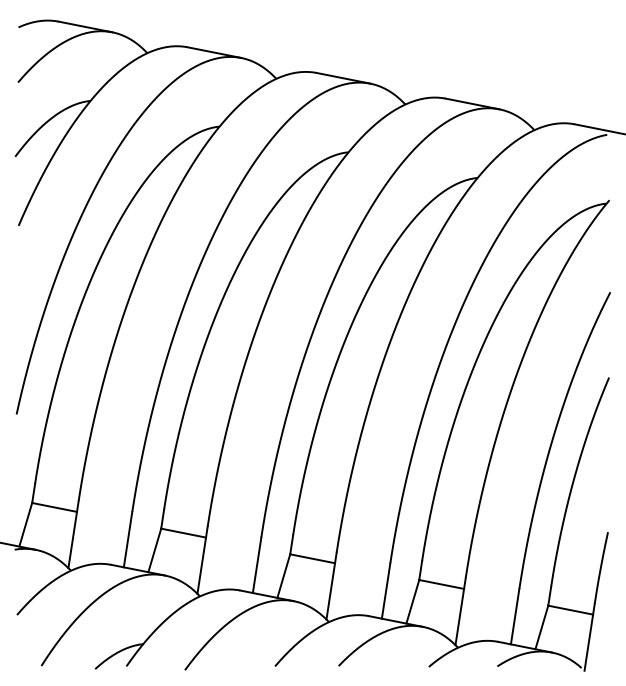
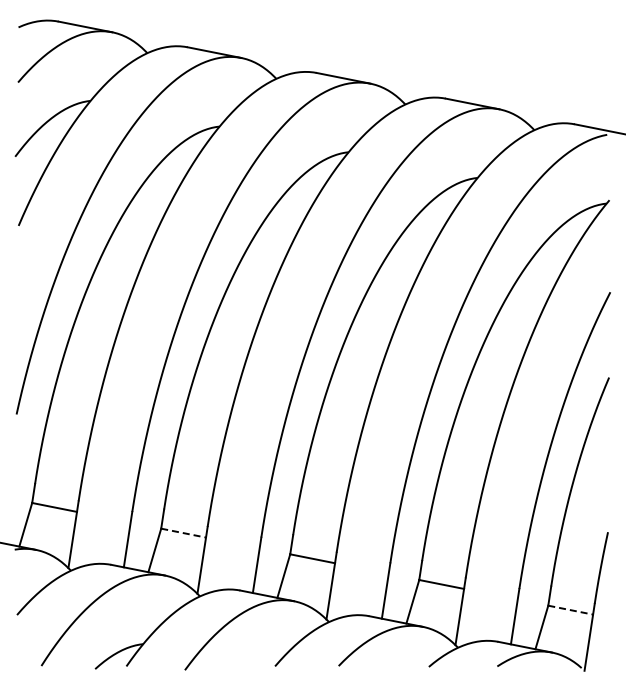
line: solid -> dashed (183, 533)
line: solid -> dashed (570, 610)
